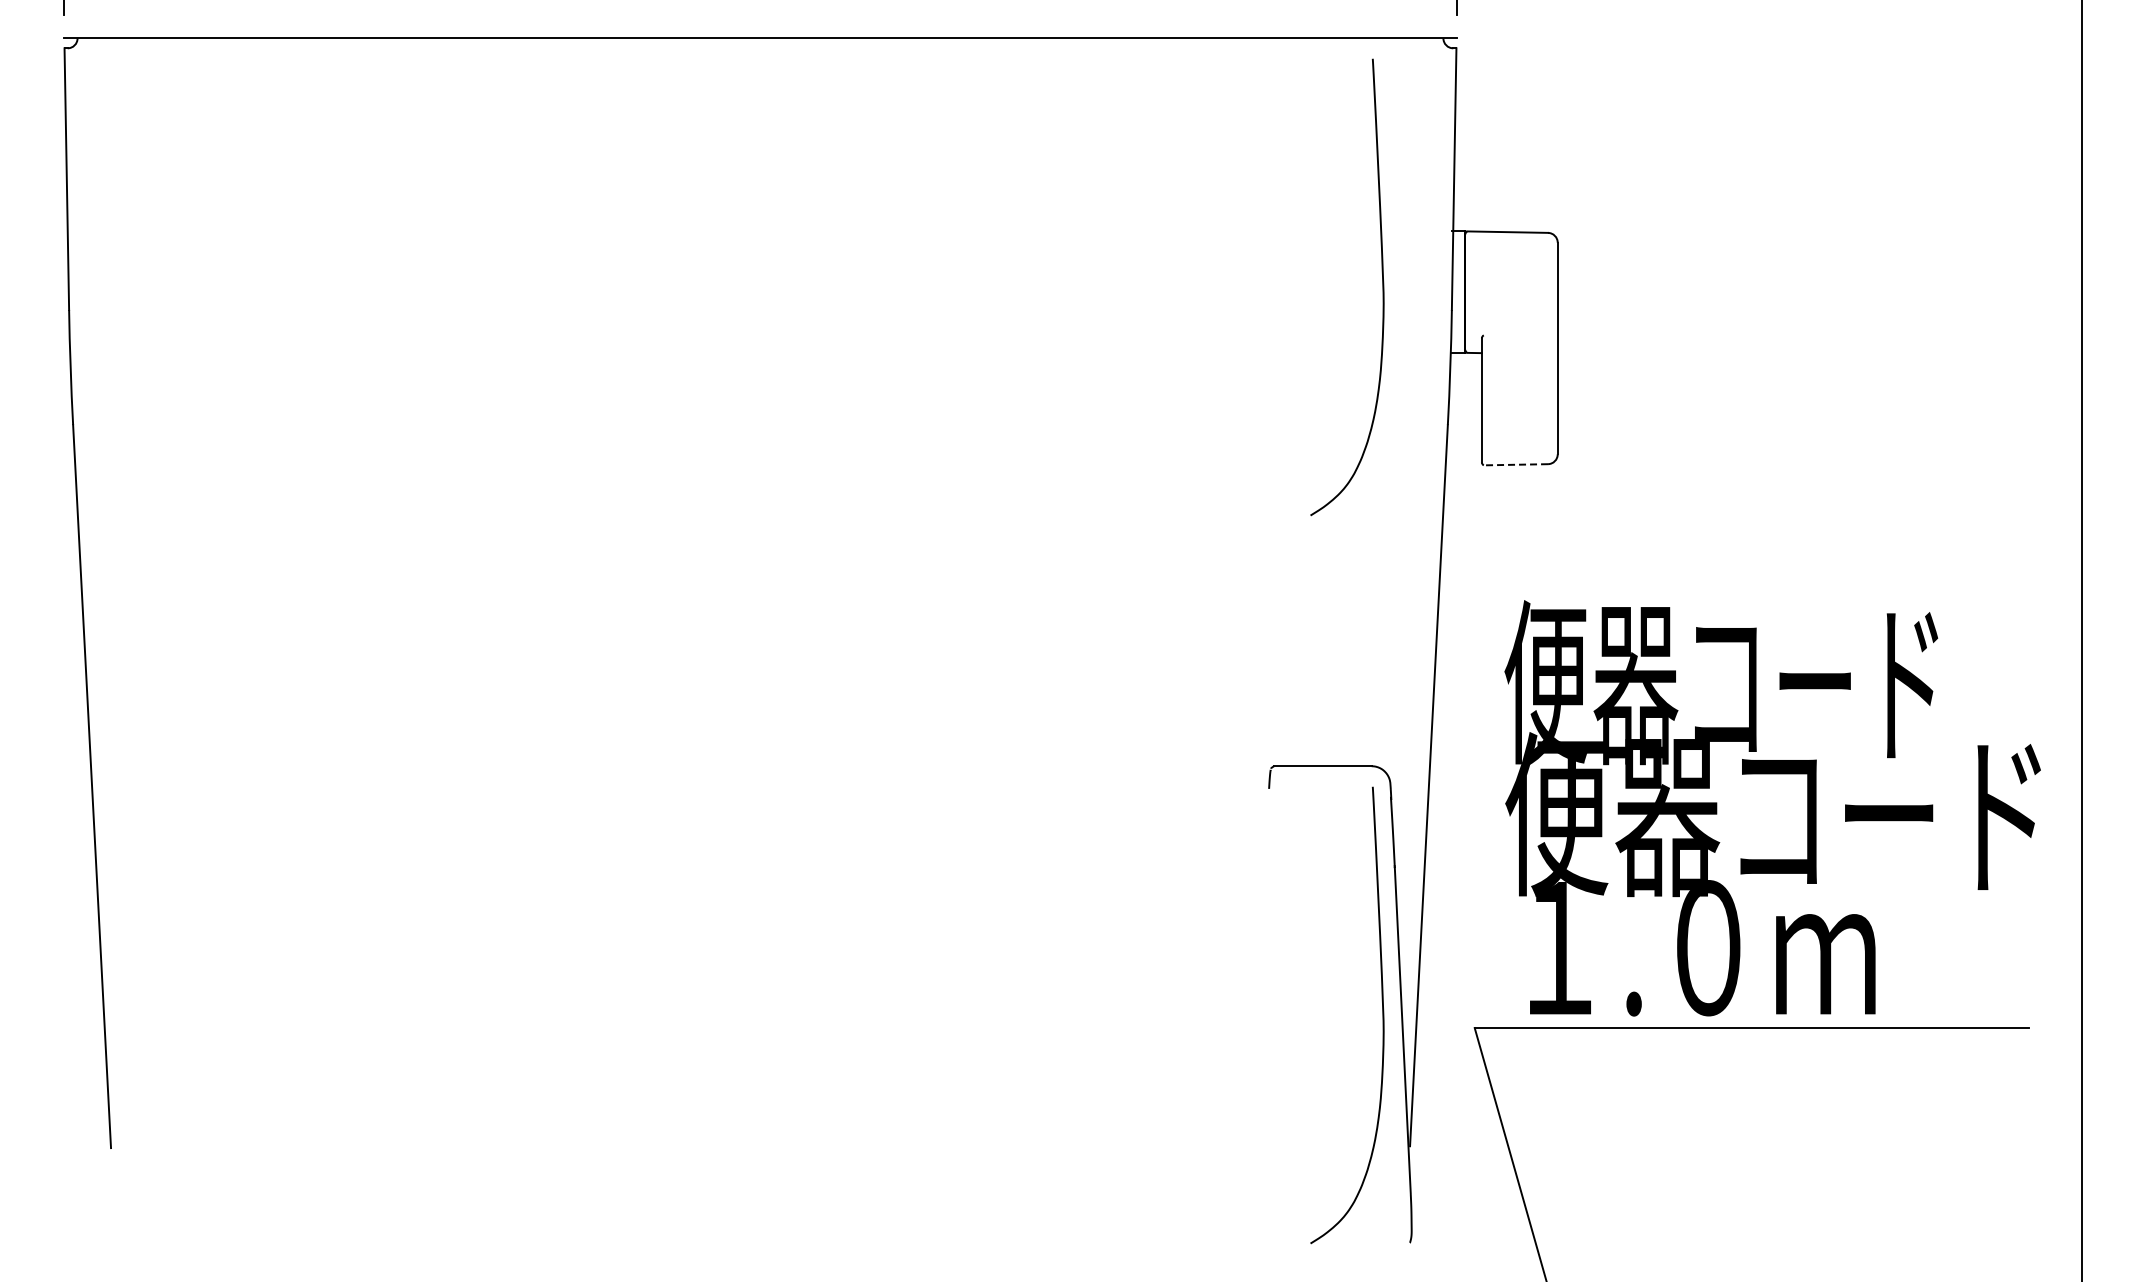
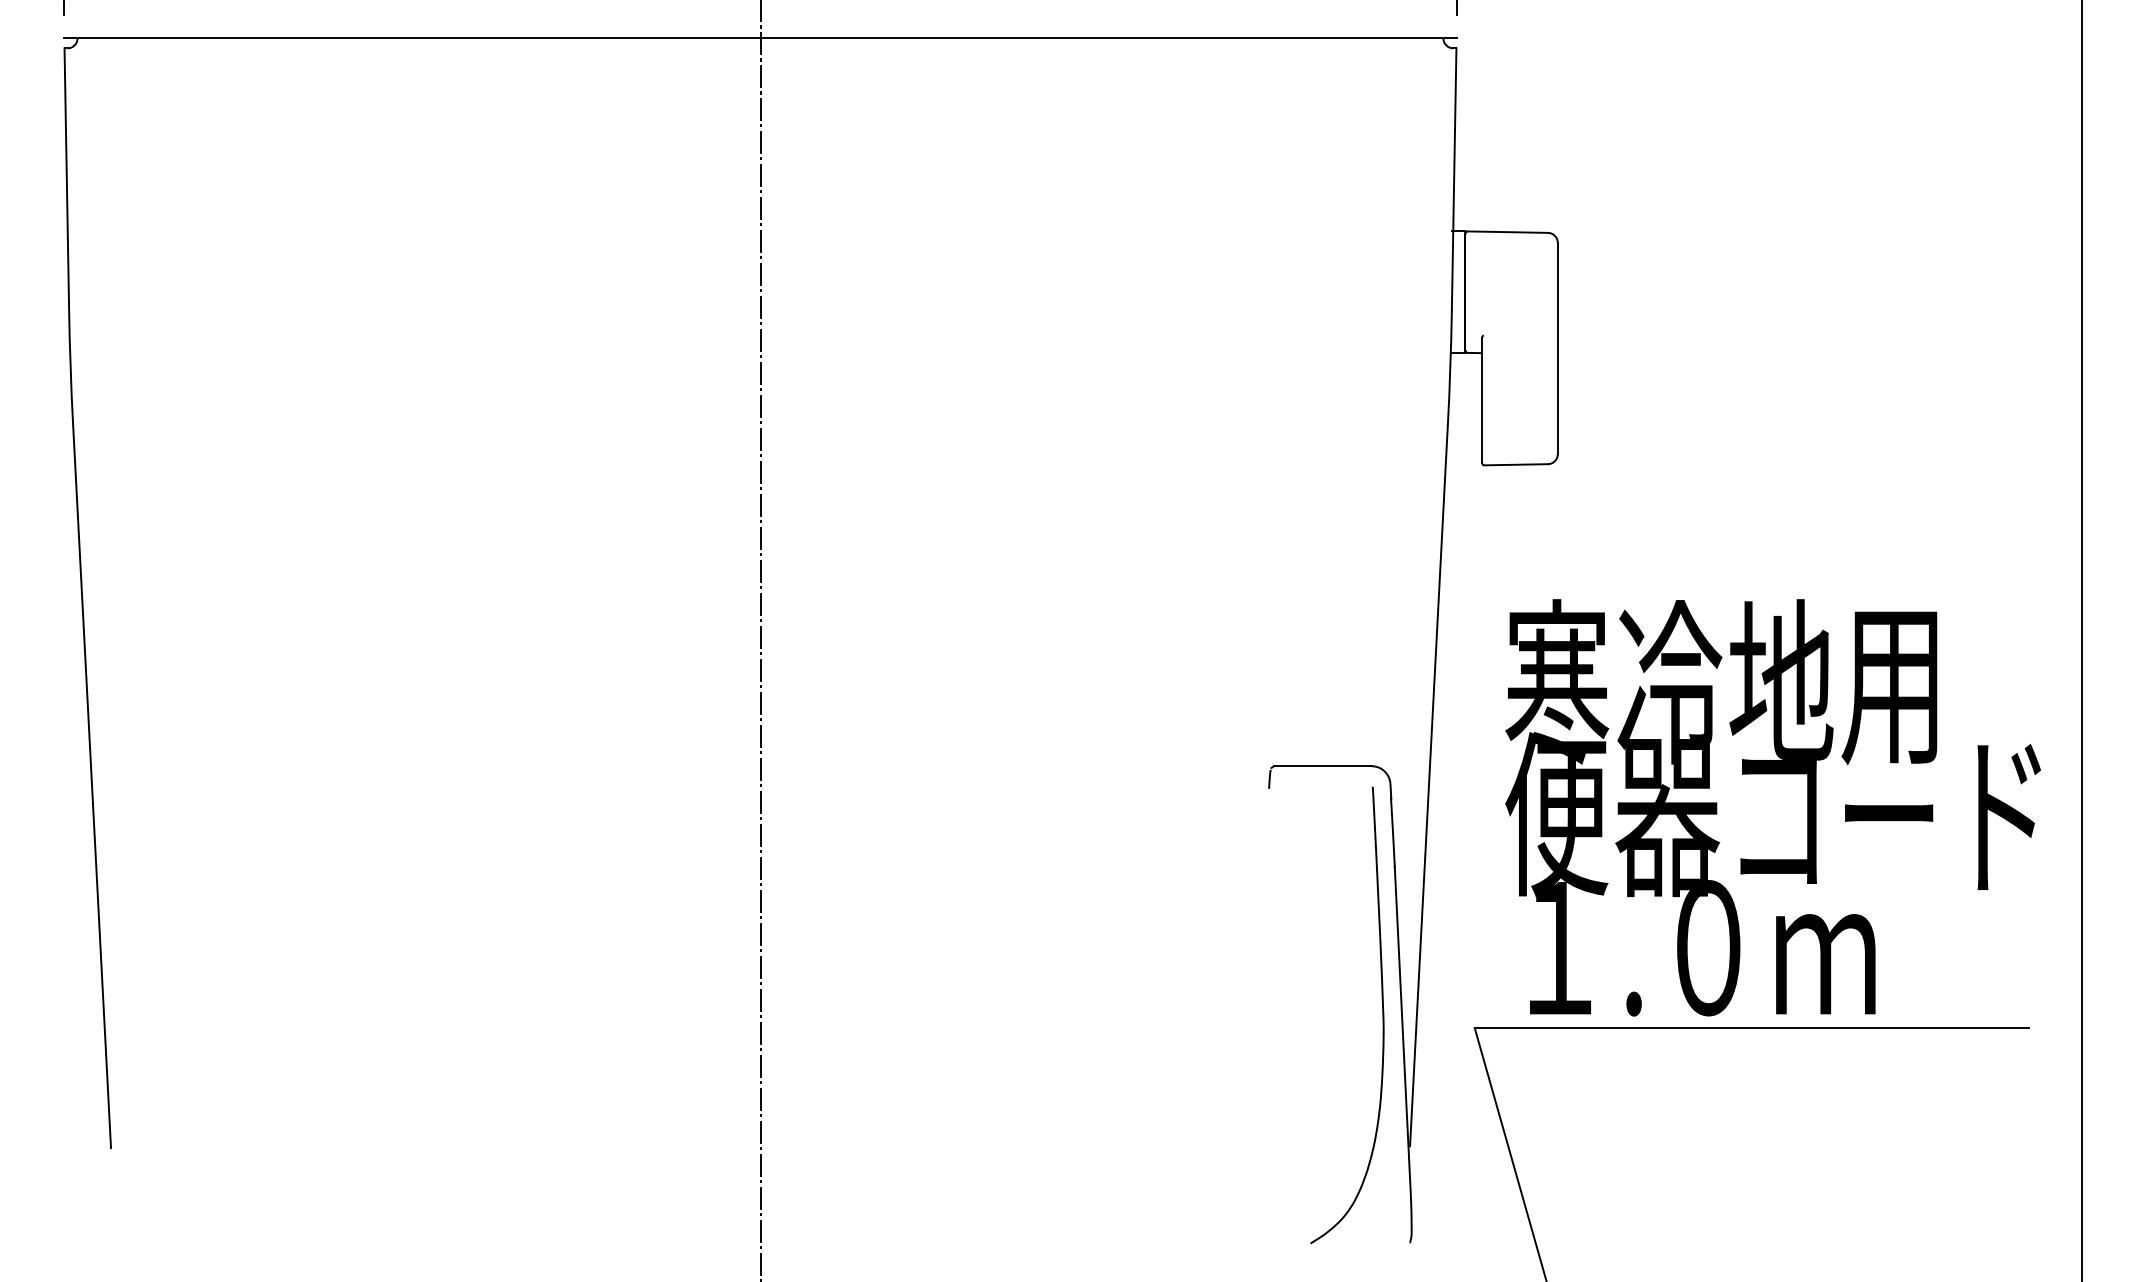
curve: present -> none (1382, 287)
line: dashed -> solid (1515, 464)
line: none -> present (760, 640)
text: 便器コード -> 寒冷地用 (1721, 682)
